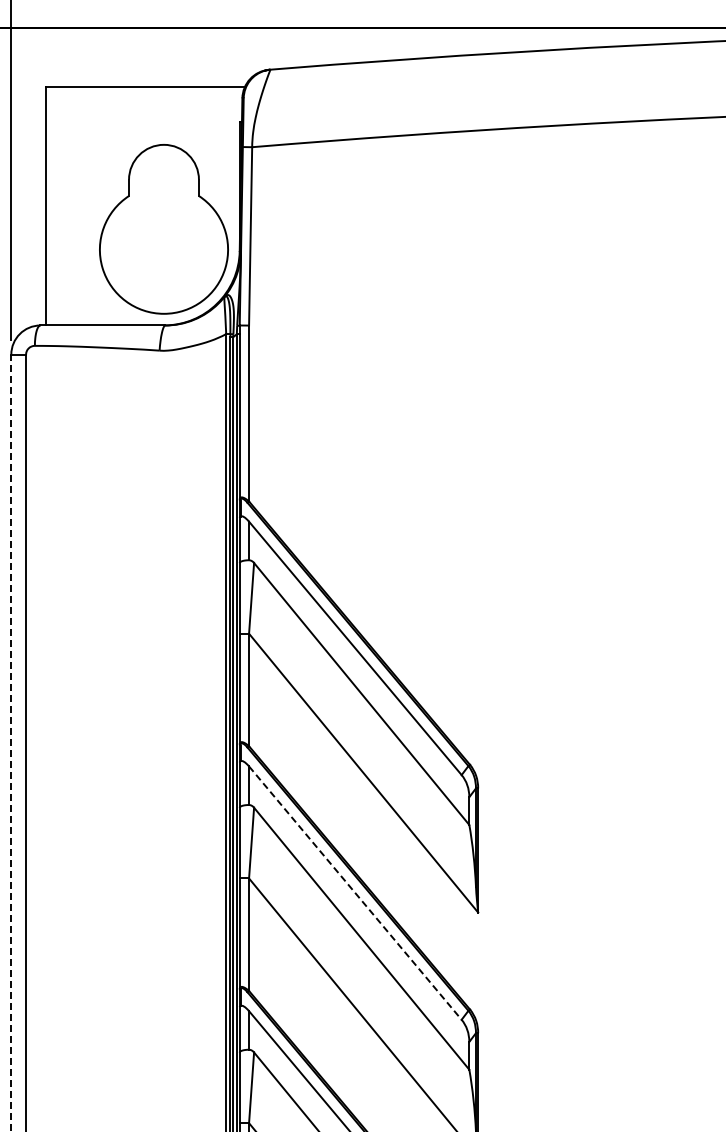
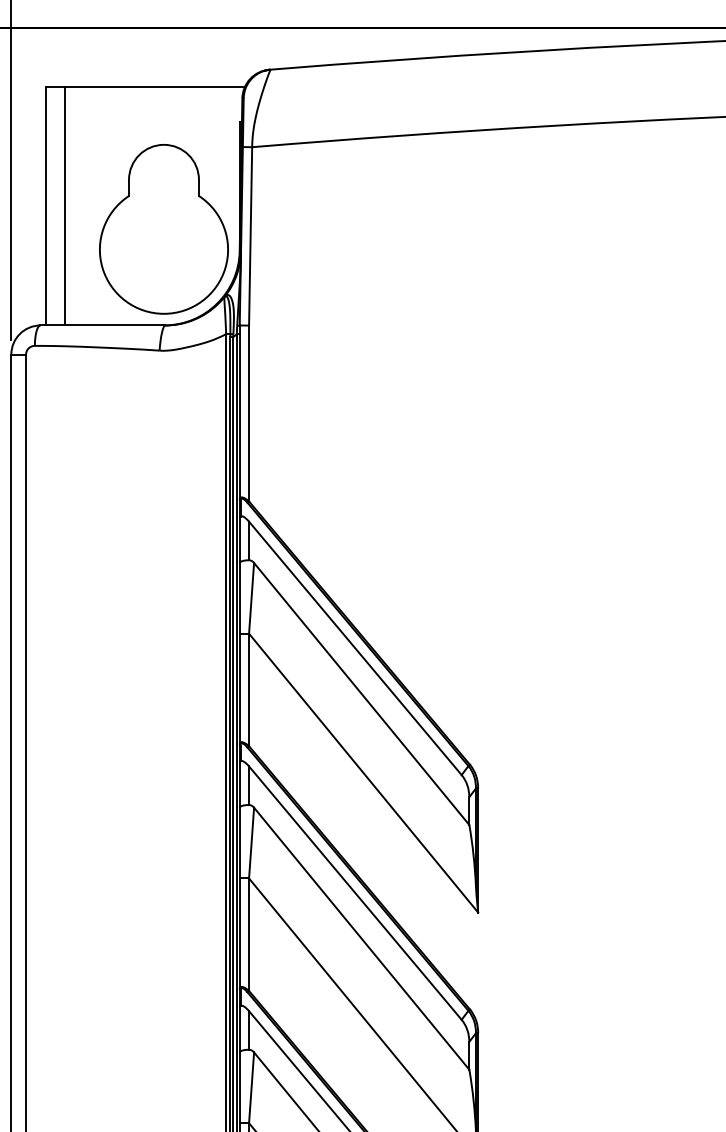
line: none -> present (64, 205)
line: dashed -> solid (11, 742)
line: dashed -> solid (355, 893)
